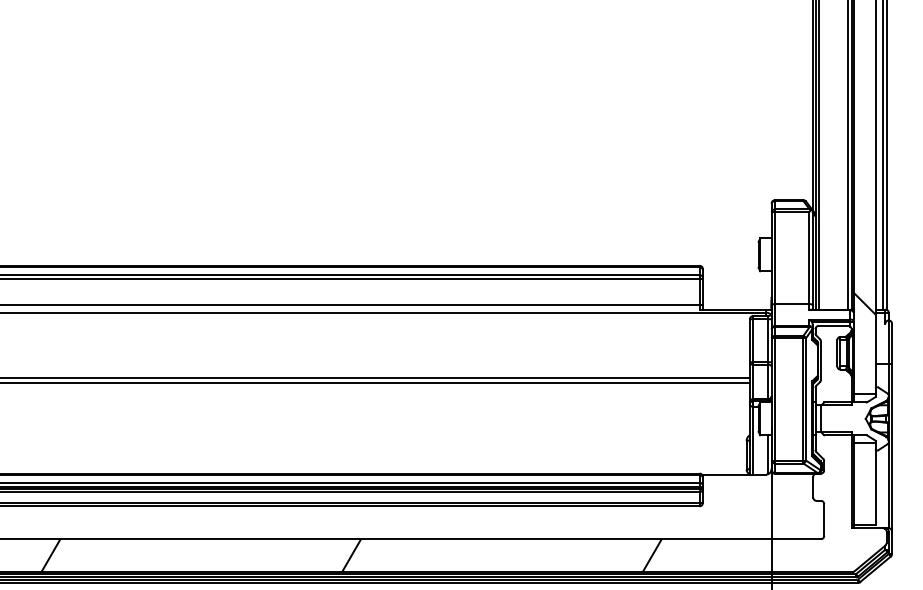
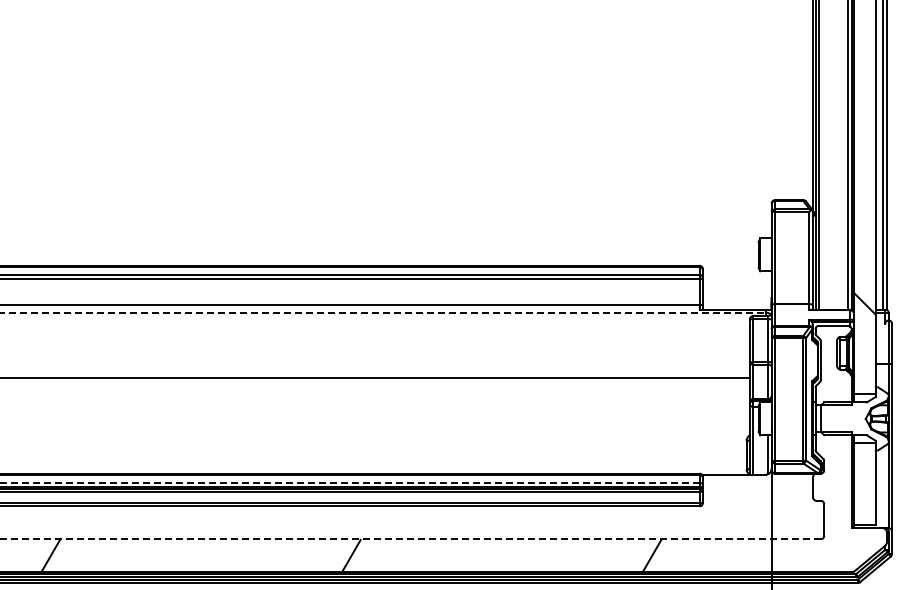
line: solid -> dashed (383, 312)
line: present -> none (375, 382)
line: solid -> dashed (349, 482)
line: solid -> dashed (410, 539)
